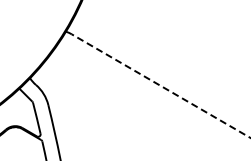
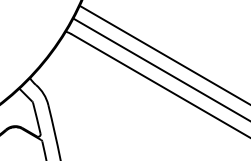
line: none -> present (163, 54)
line: none -> present (160, 68)
line: dashed -> solid (160, 85)
